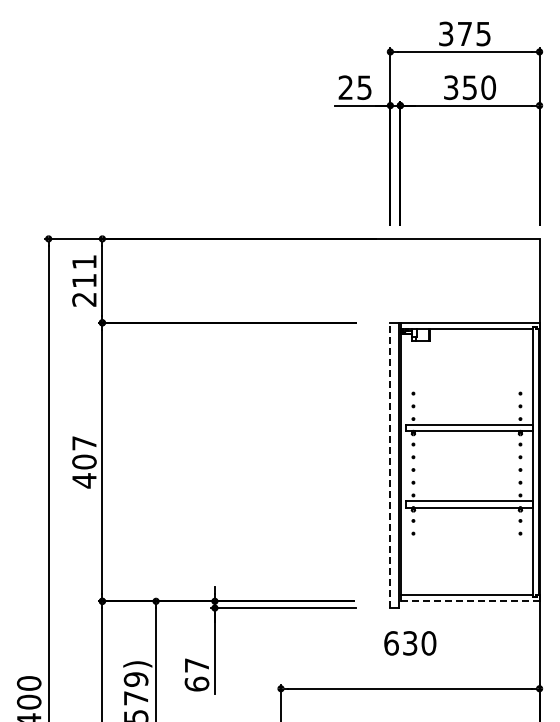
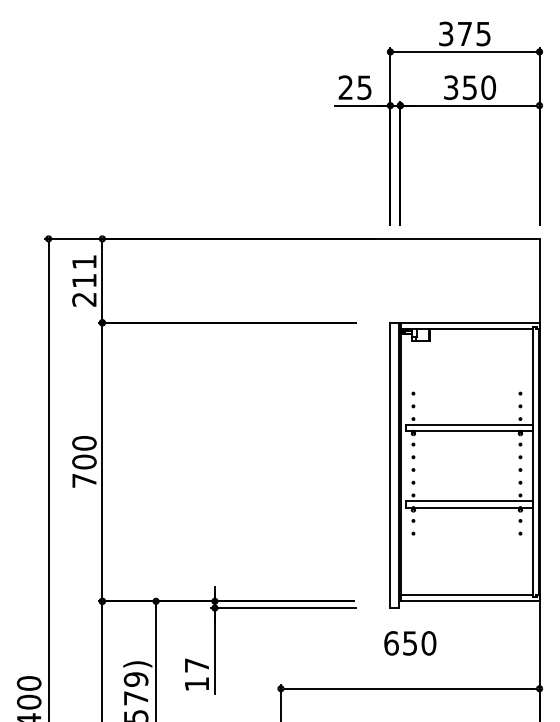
text: 407 -> 700 (84, 462)
line: dashed -> solid (390, 465)
line: dashed -> solid (470, 601)
text: 630 -> 650 (410, 642)
text: 67 -> 17 (196, 683)
